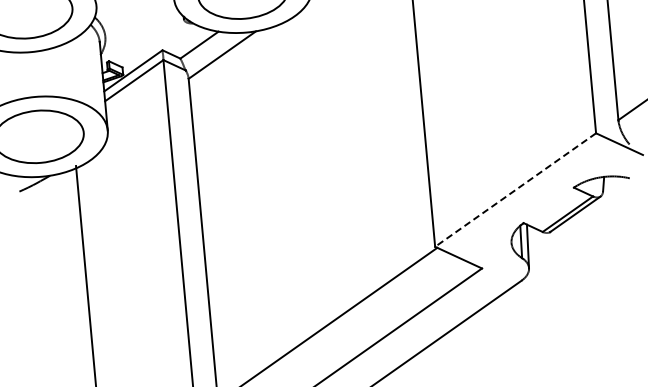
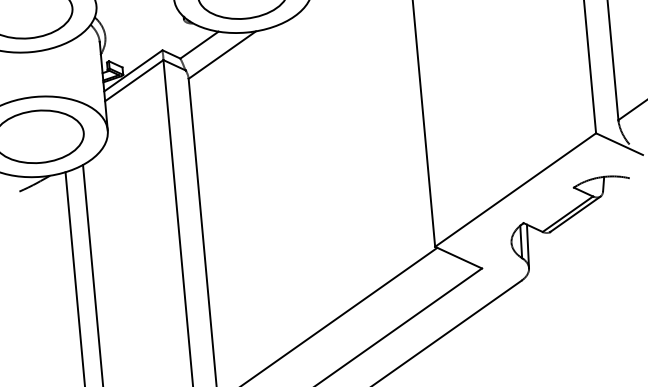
line: dashed -> solid (515, 190)
line position: (85, 274) -> (92, 274) (92, 274)
line: none -> present (74, 277)
